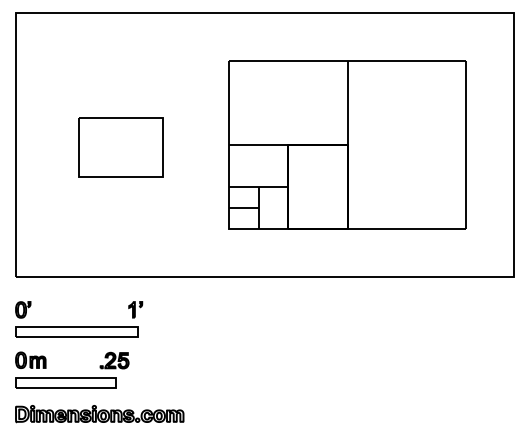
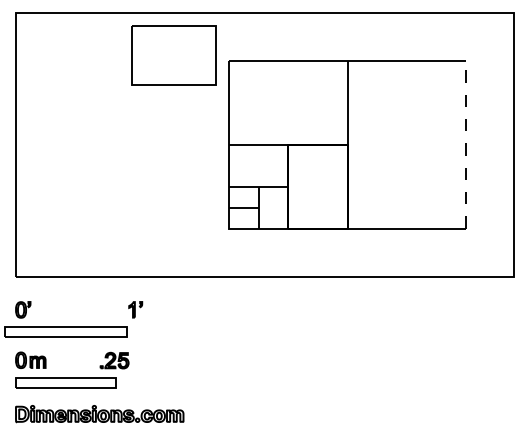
line: solid -> dashed (466, 144)
part position: (120, 147) -> (173, 55) (173, 55)
part position: (76, 331) -> (65, 331) (65, 331)
